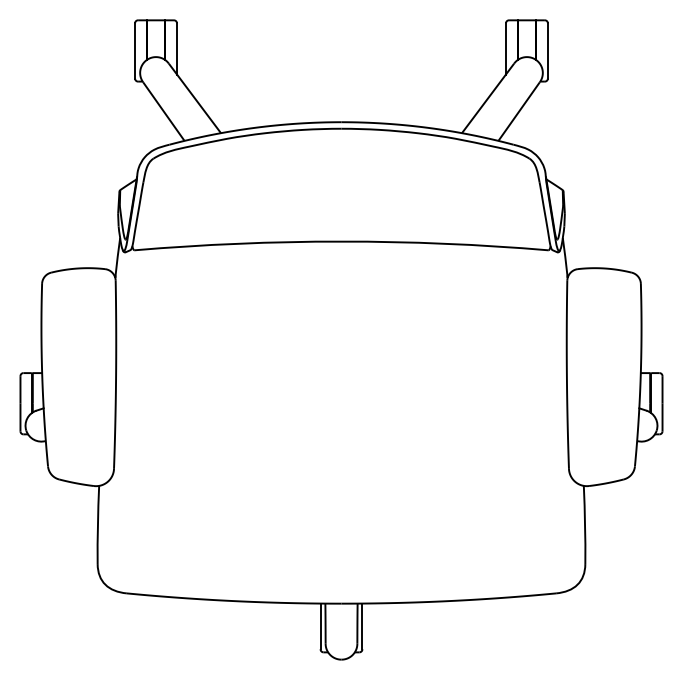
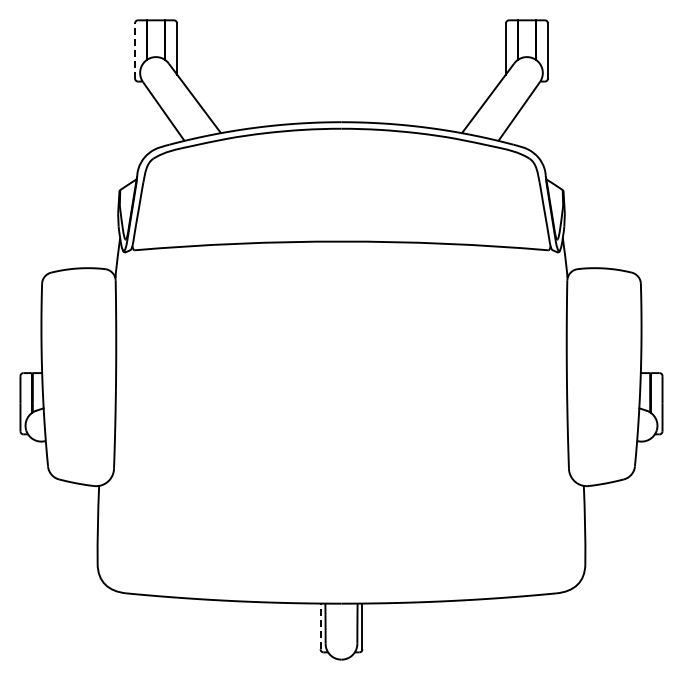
line: solid -> dashed (135, 50)
line: solid -> dashed (320, 626)
